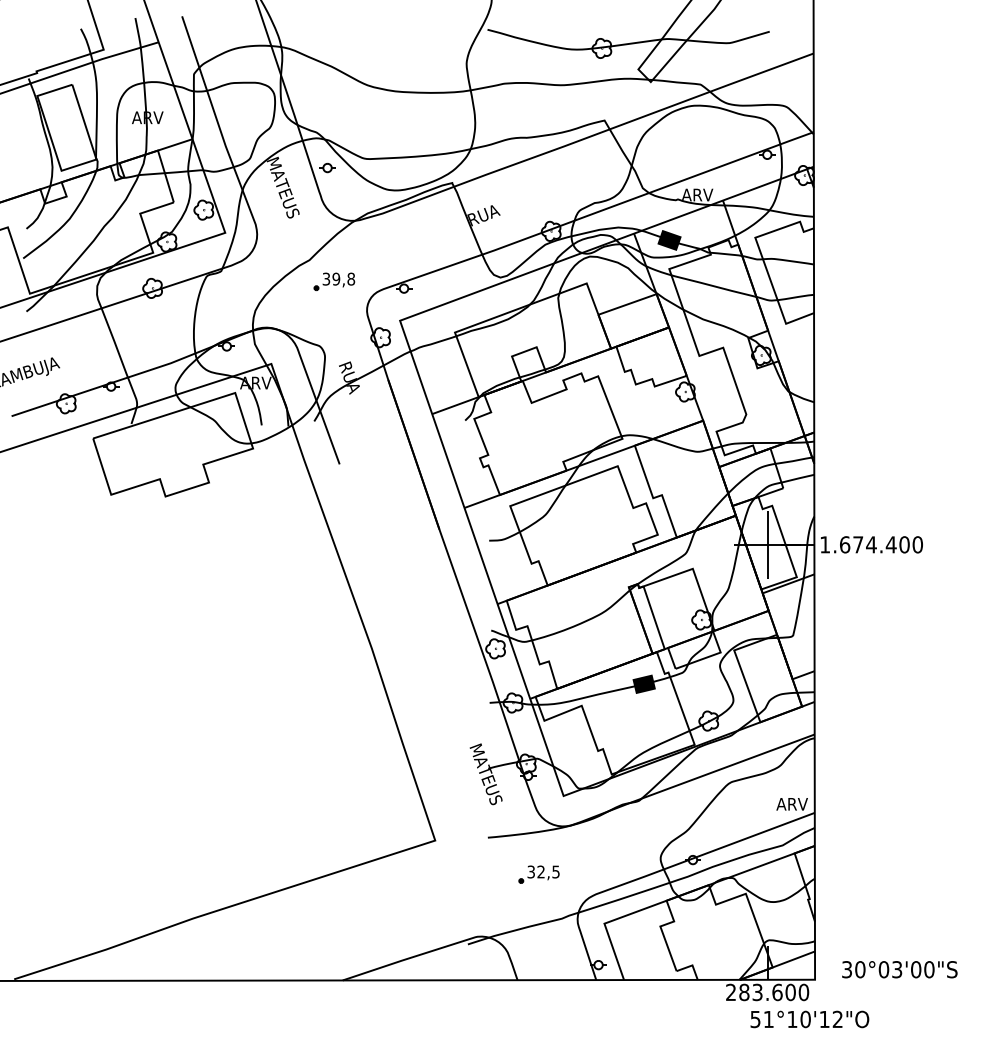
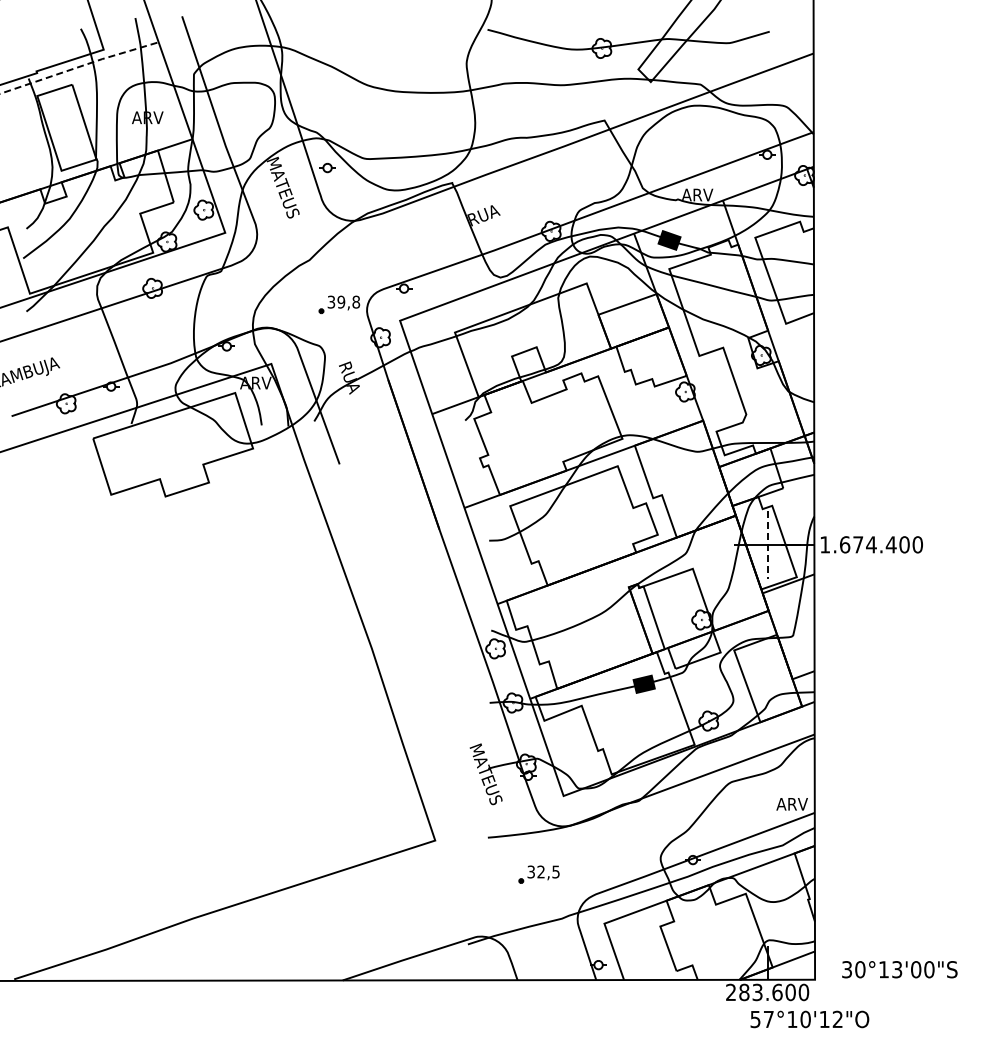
line: solid -> dashed (79, 66)
part position: (334, 281) -> (339, 304) (339, 304)
line: solid -> dashed (767, 544)
text: 30°03'00"S -> 30°13'00"S (883, 969)
text: 51°10'12"O -> 57°10'12"O (768, 1019)
